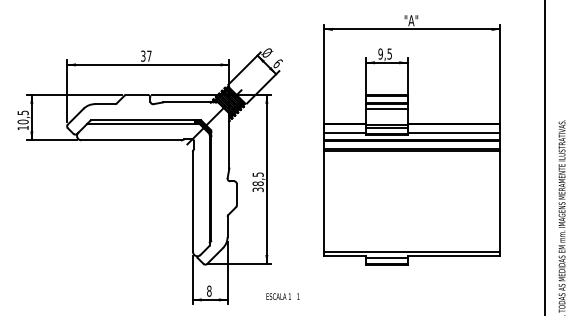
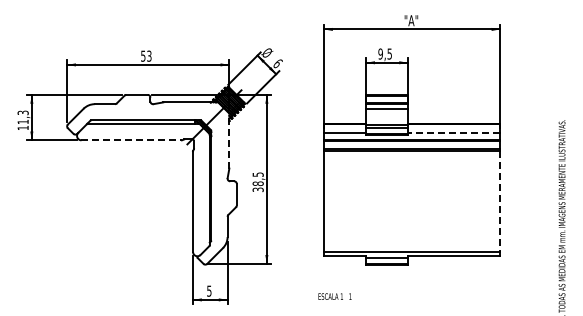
text: 37 -> 53 (146, 55)
text: 10,5 -> 11,3 (22, 117)
line: solid -> dashed (453, 132)
line: solid -> dashed (132, 140)
line: solid -> dashed (229, 140)
line: present -> none (545, 157)
line: solid -> dashed (500, 202)
text: 8 -> 5 (209, 290)
text position: (282, 296) -> (334, 296) (334, 296)
